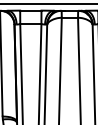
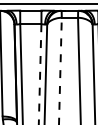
line: solid -> dashed (60, 70)
line: solid -> dashed (40, 74)
